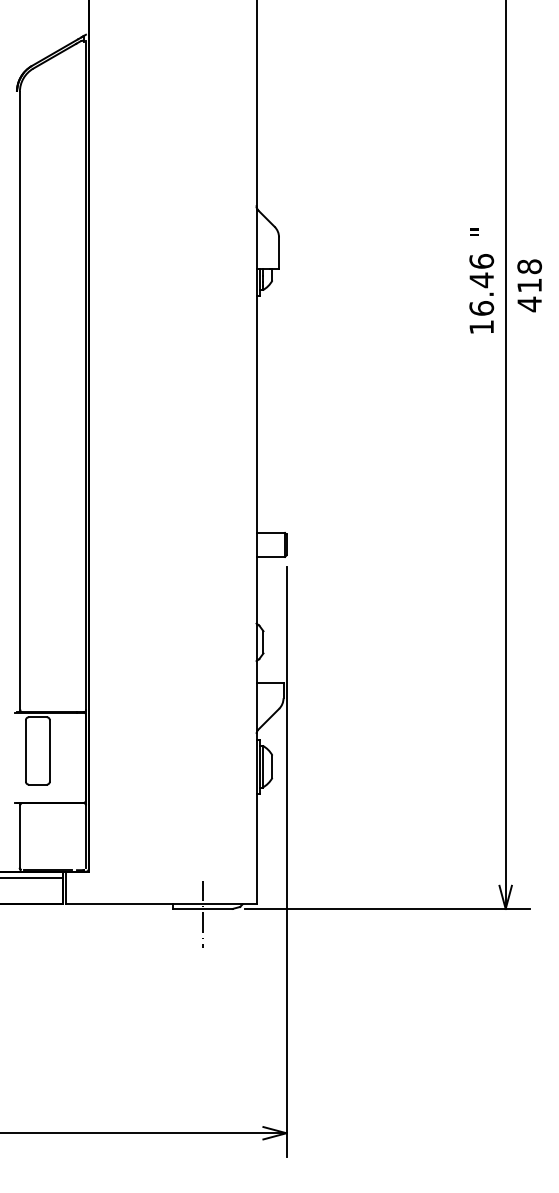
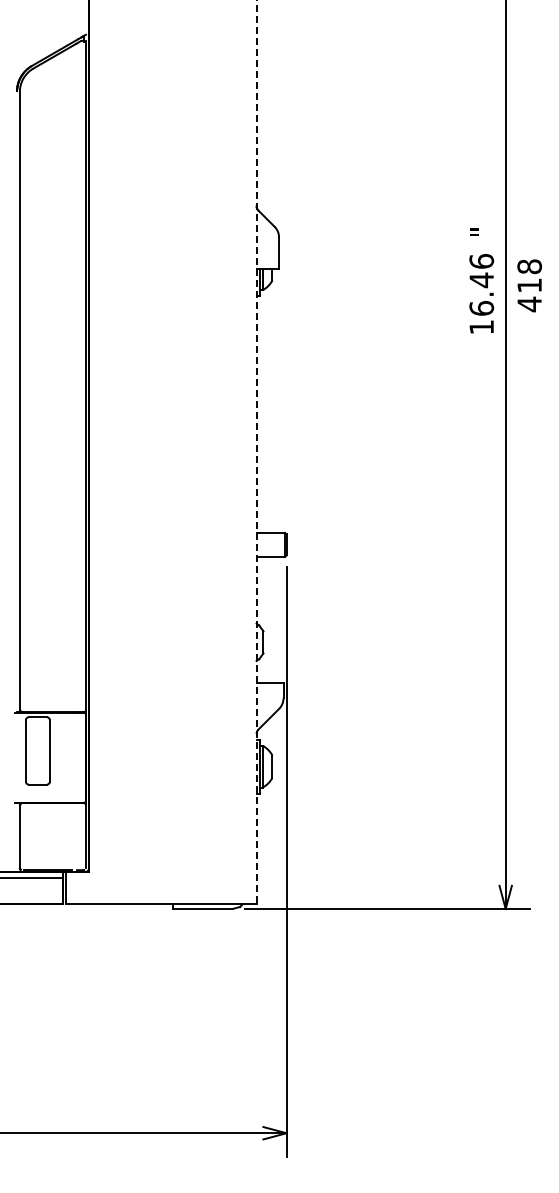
line: solid -> dashed (256, 452)
line: present -> none (202, 914)
